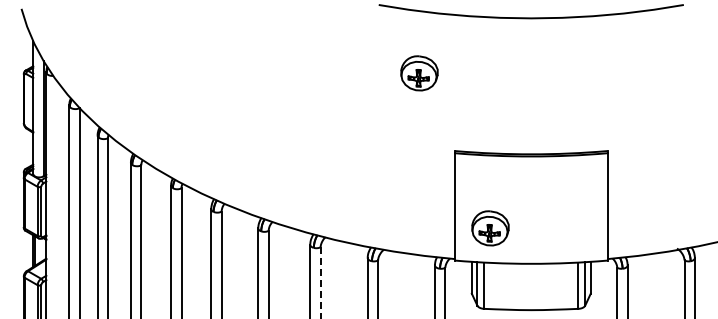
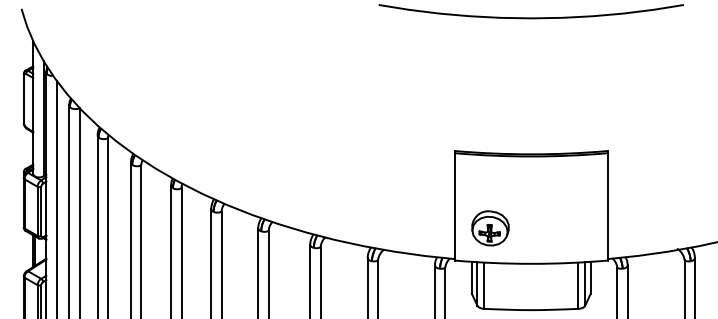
part: present -> none (419, 73)
line: none -> present (56, 197)
line: dashed -> solid (320, 283)
